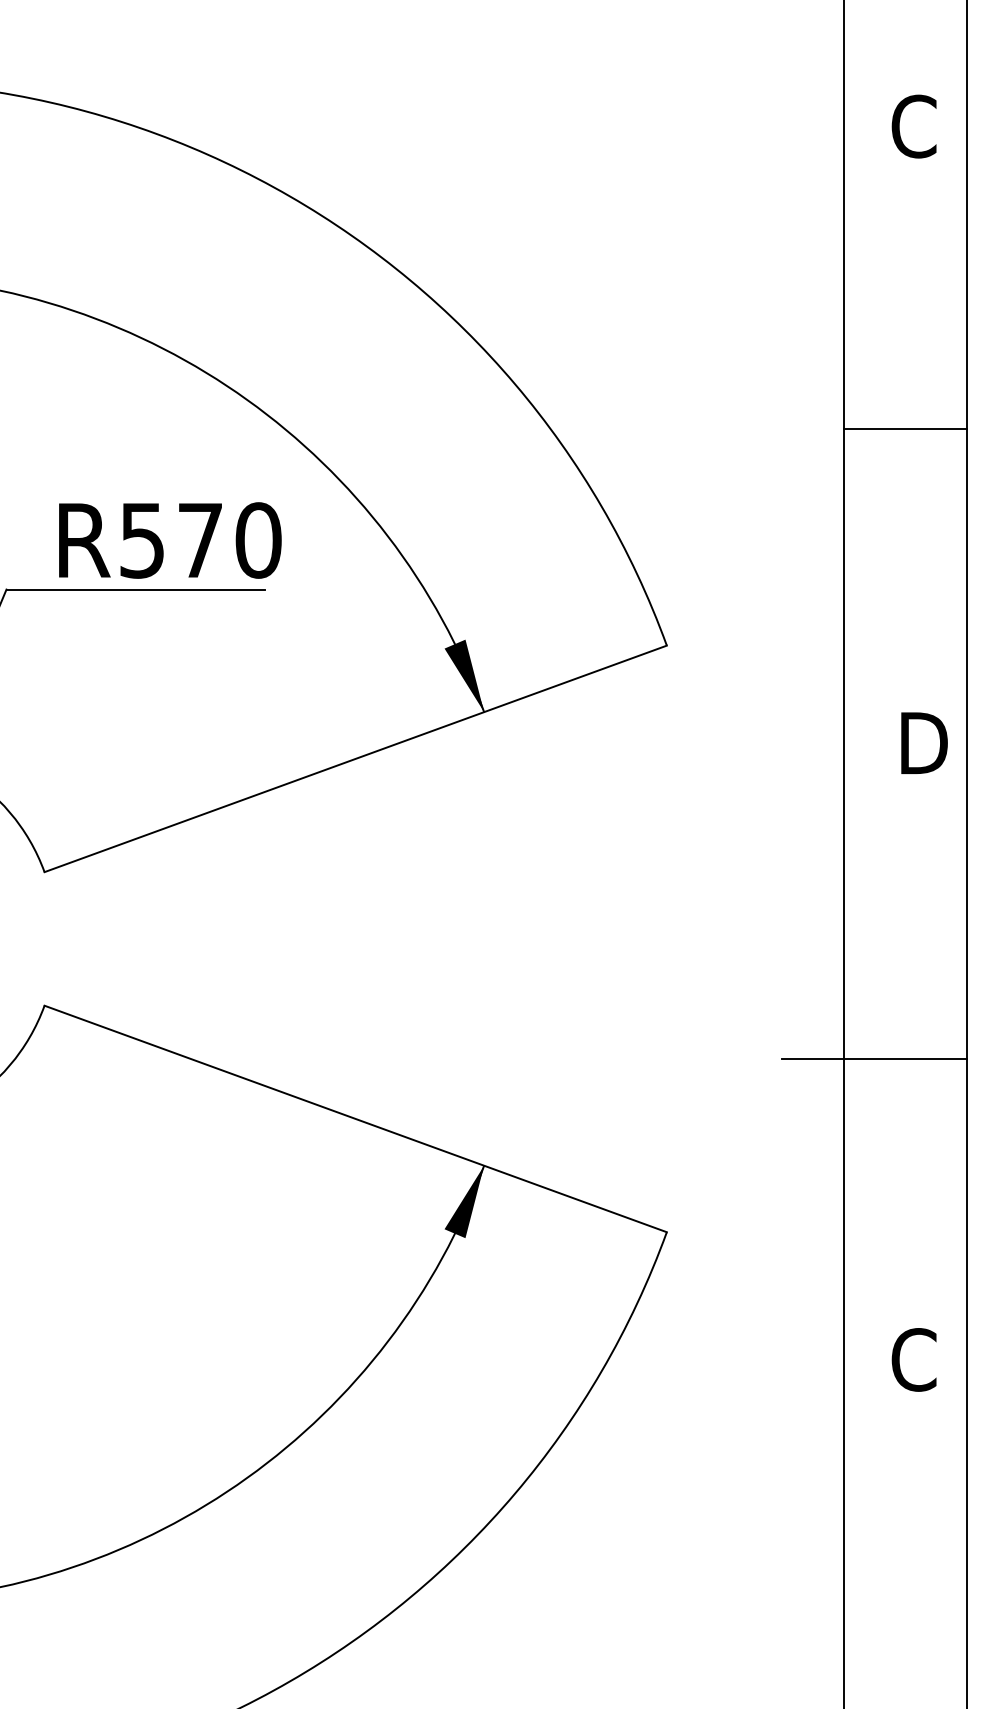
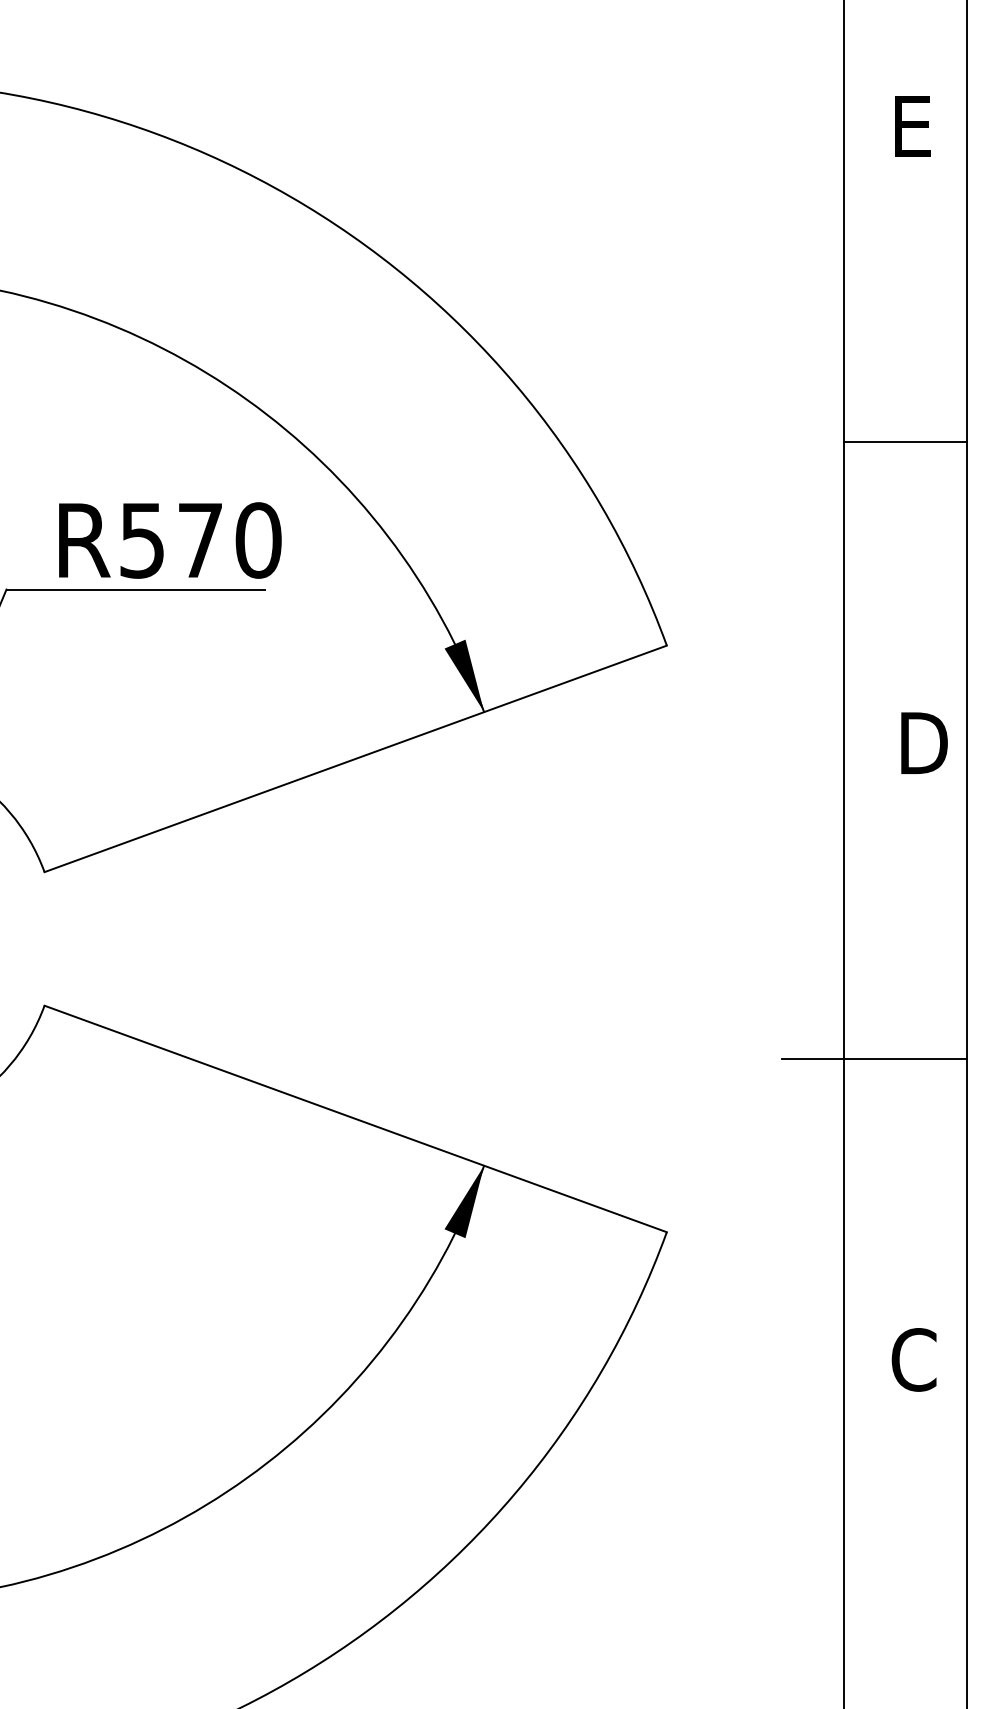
text: C -> E (913, 126)
line position: (905, 429) -> (905, 442) (905, 442)
